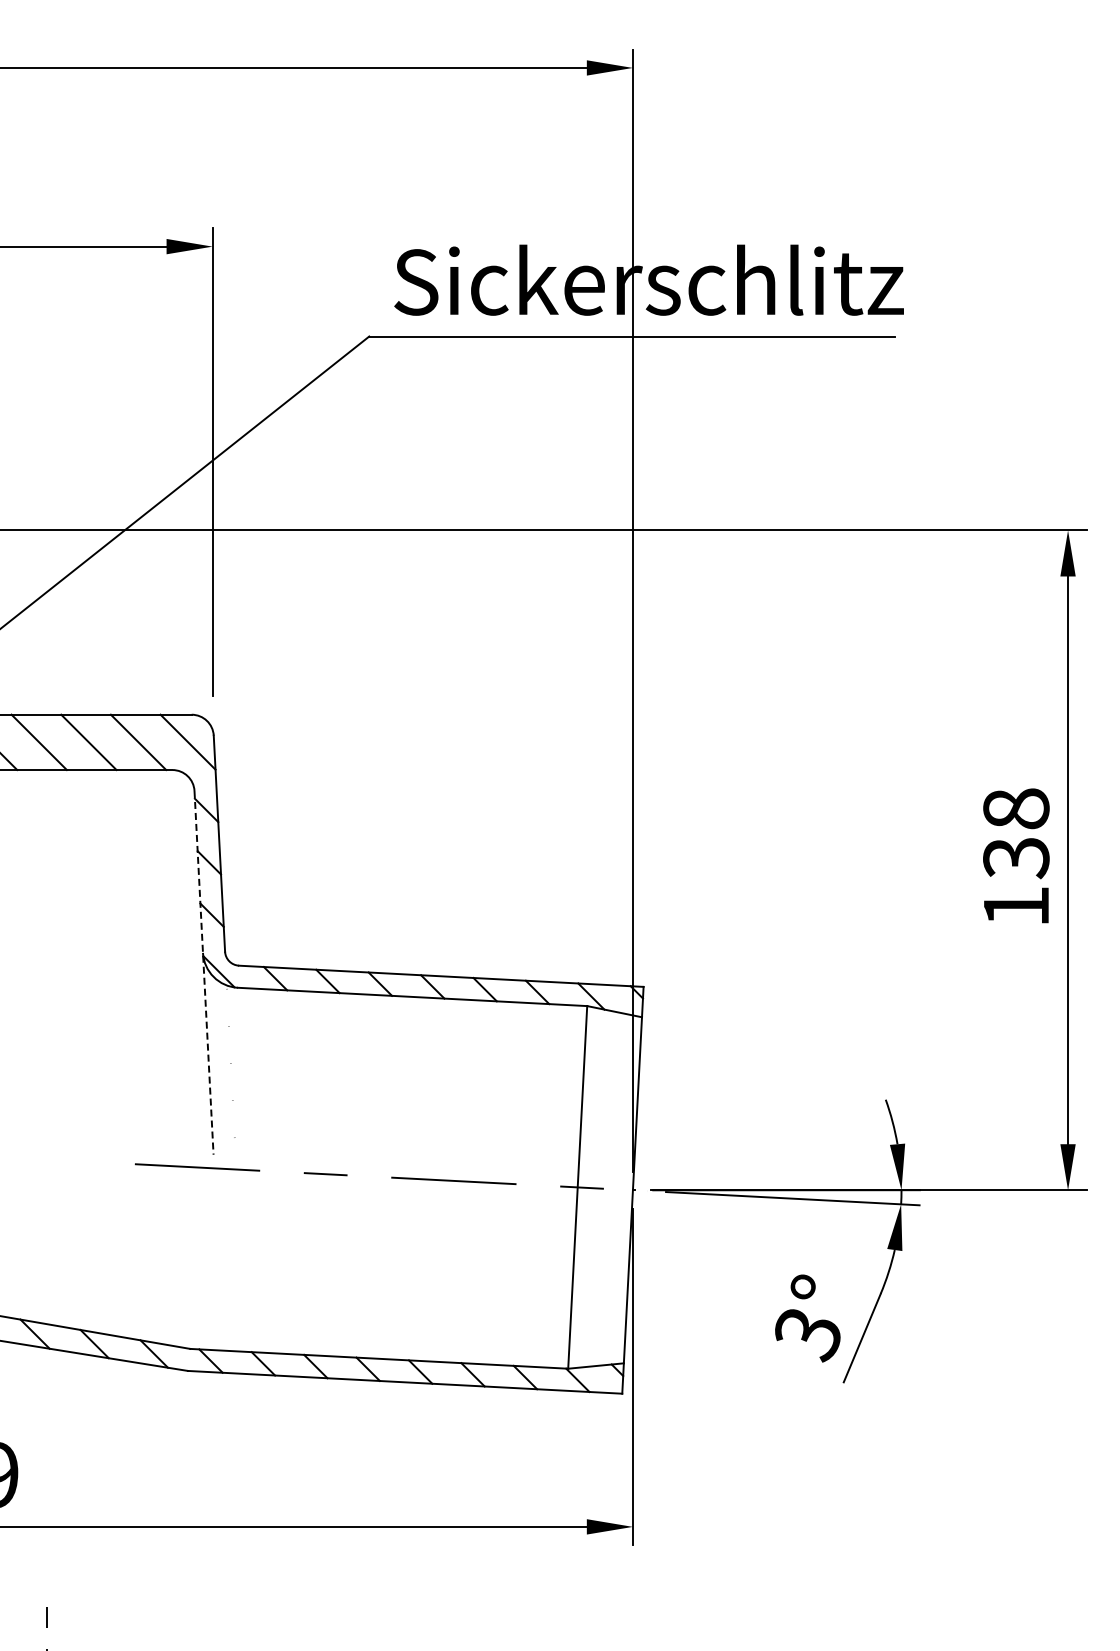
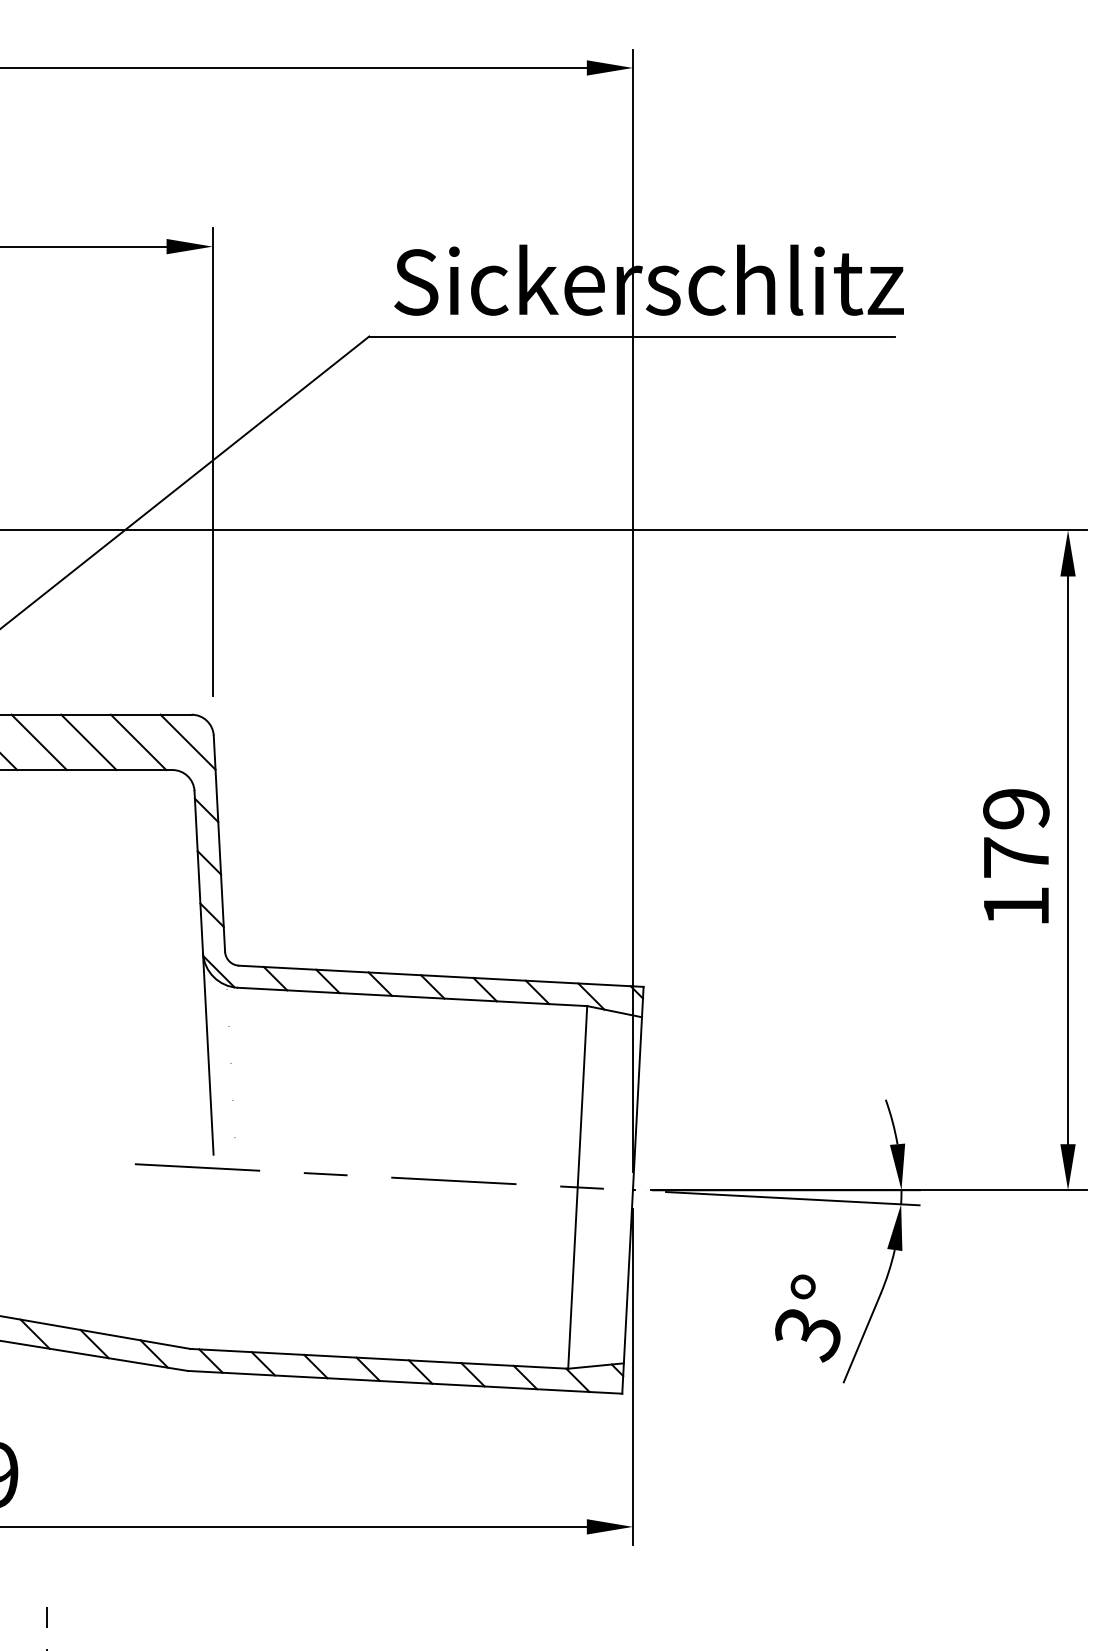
text: 138 -> 179 (1016, 833)
line: dashed -> solid (204, 973)
